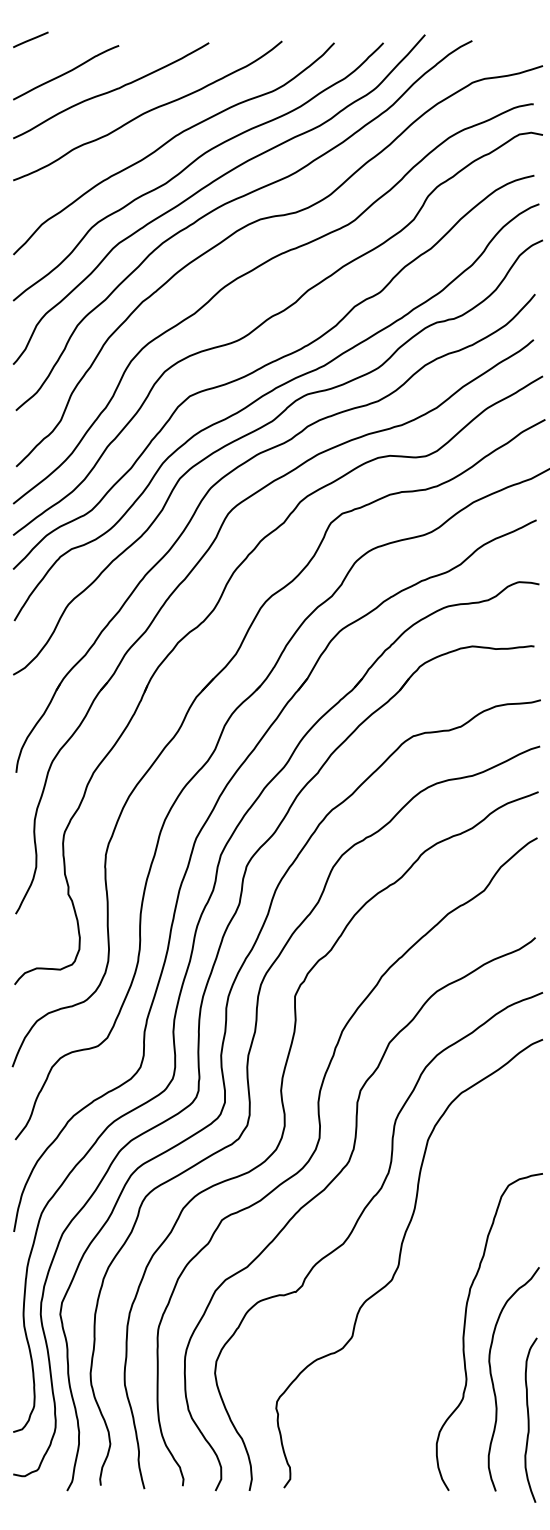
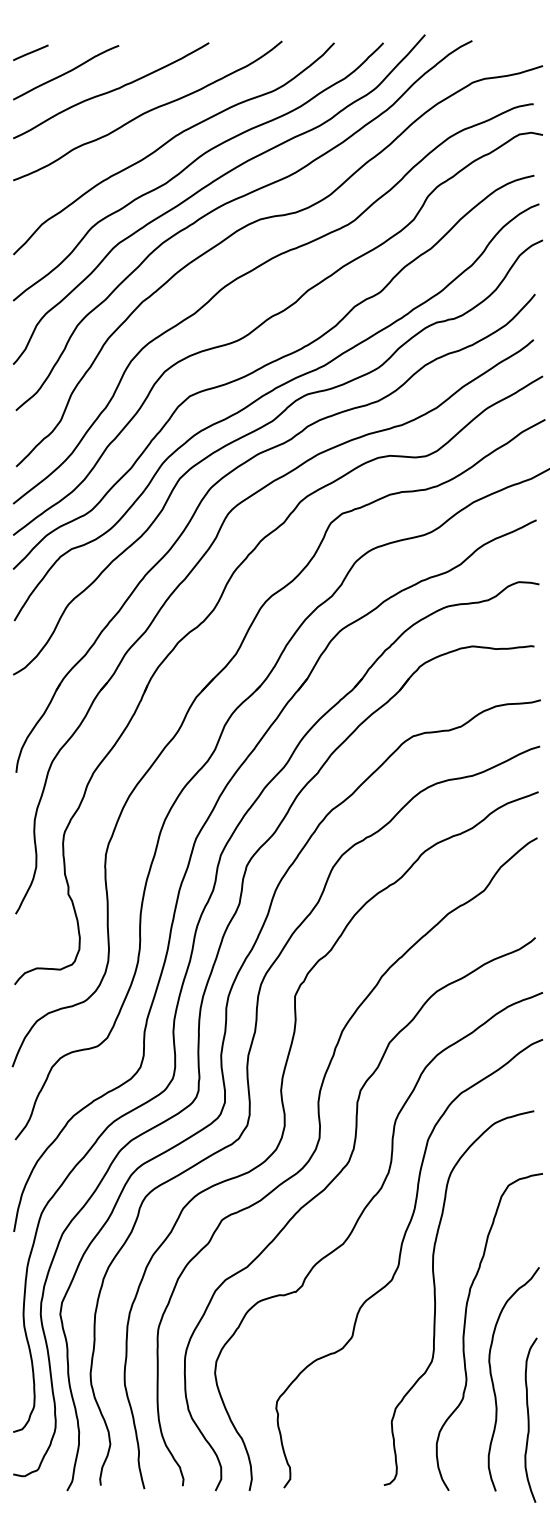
line position: (30, 39) -> (30, 52) (30, 52)
curve: none -> present (435, 1297)
